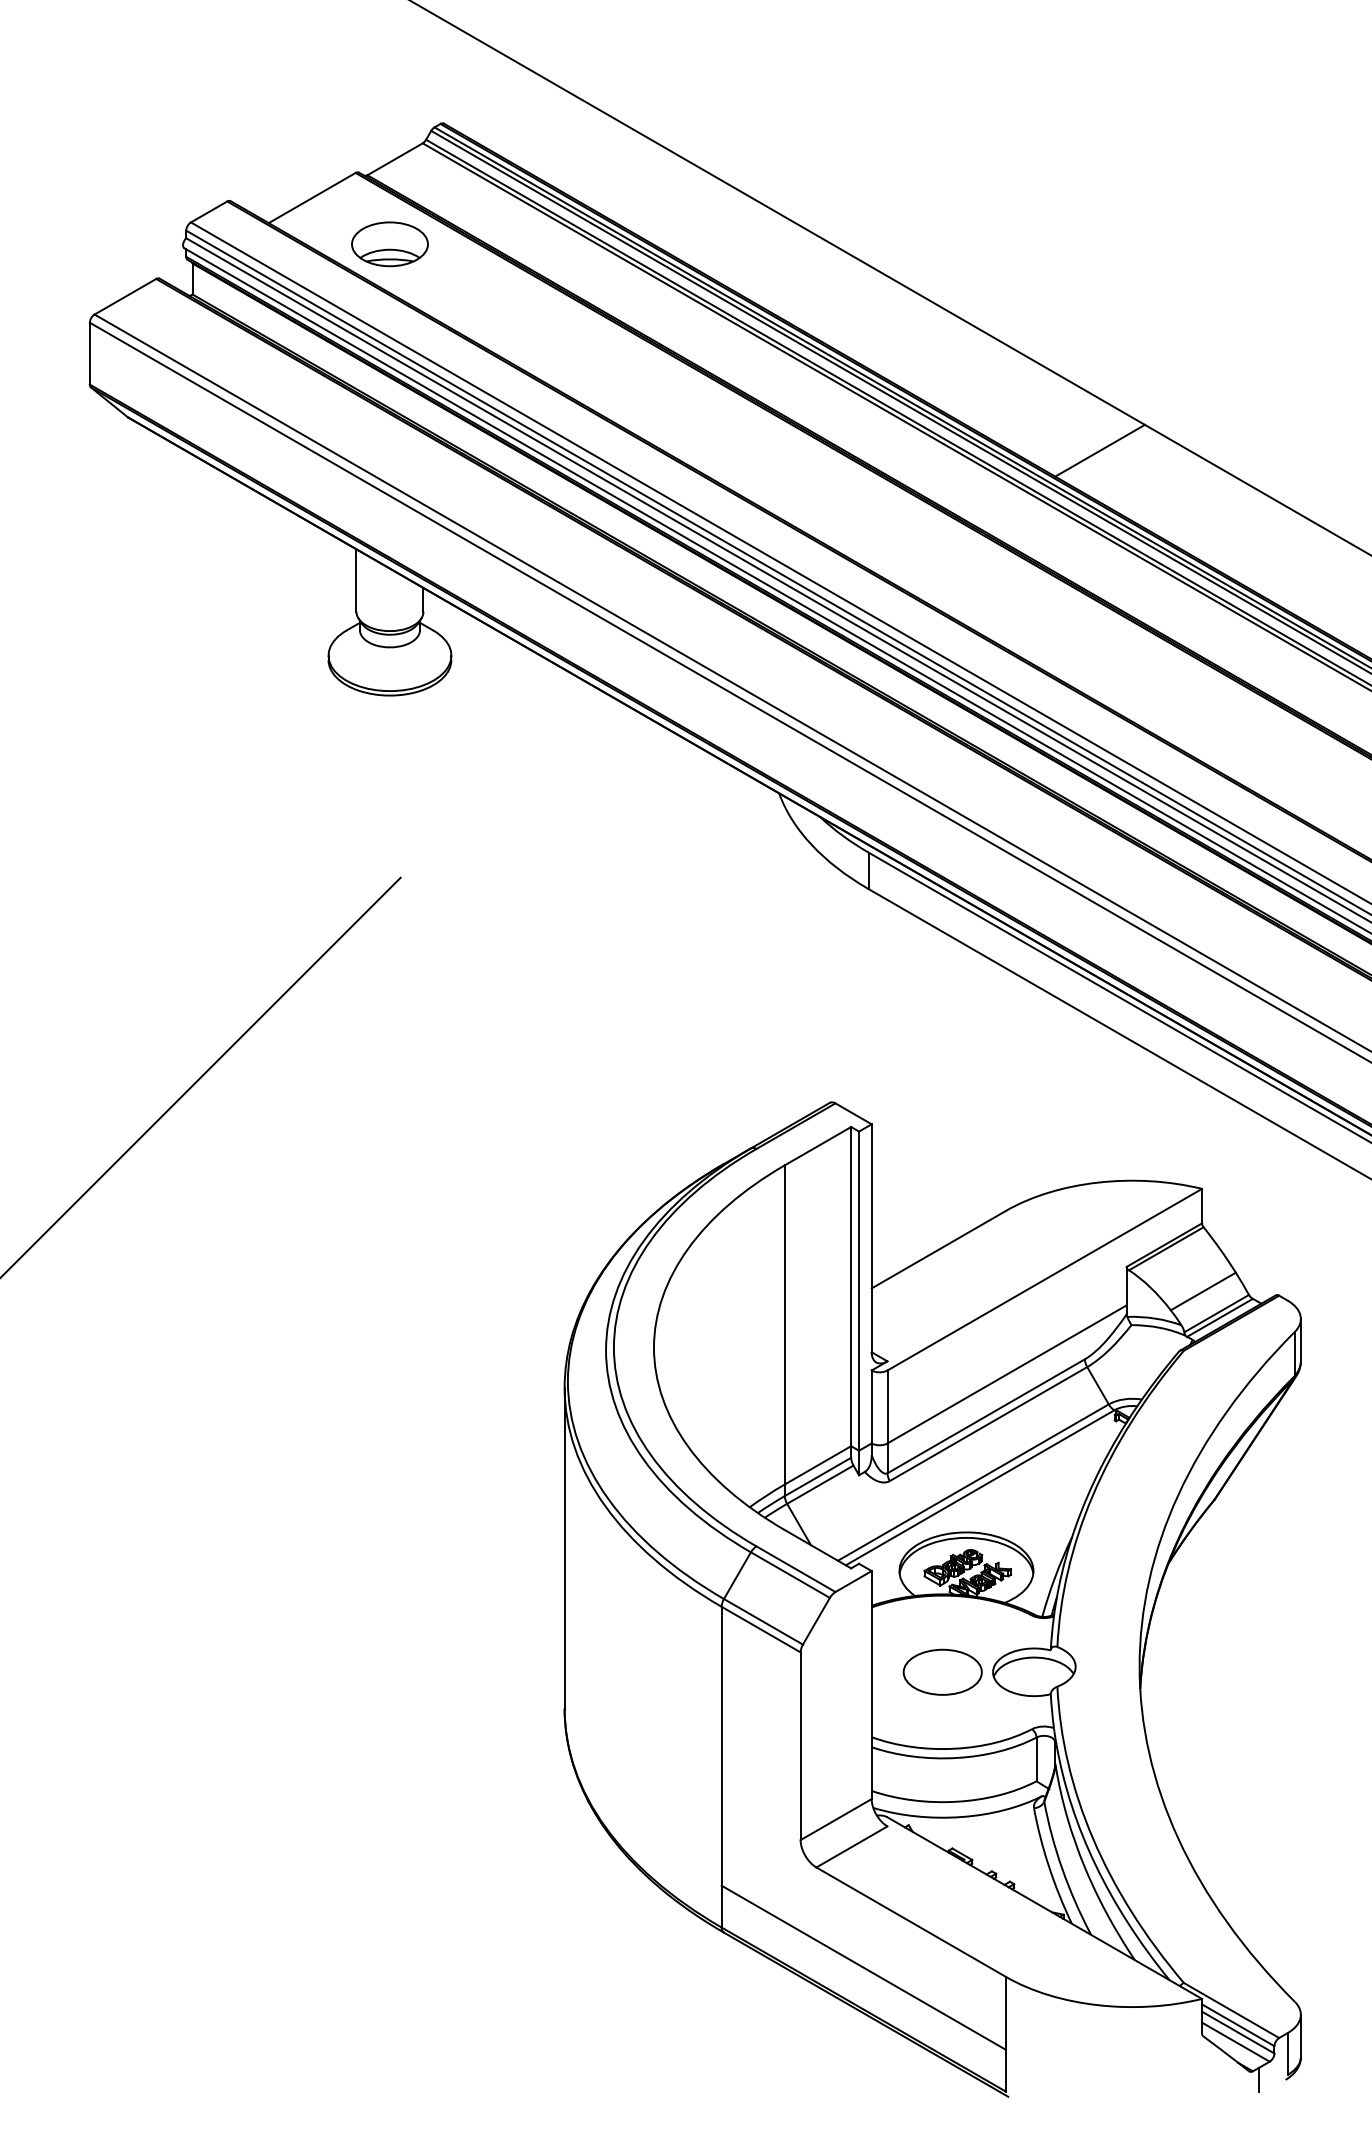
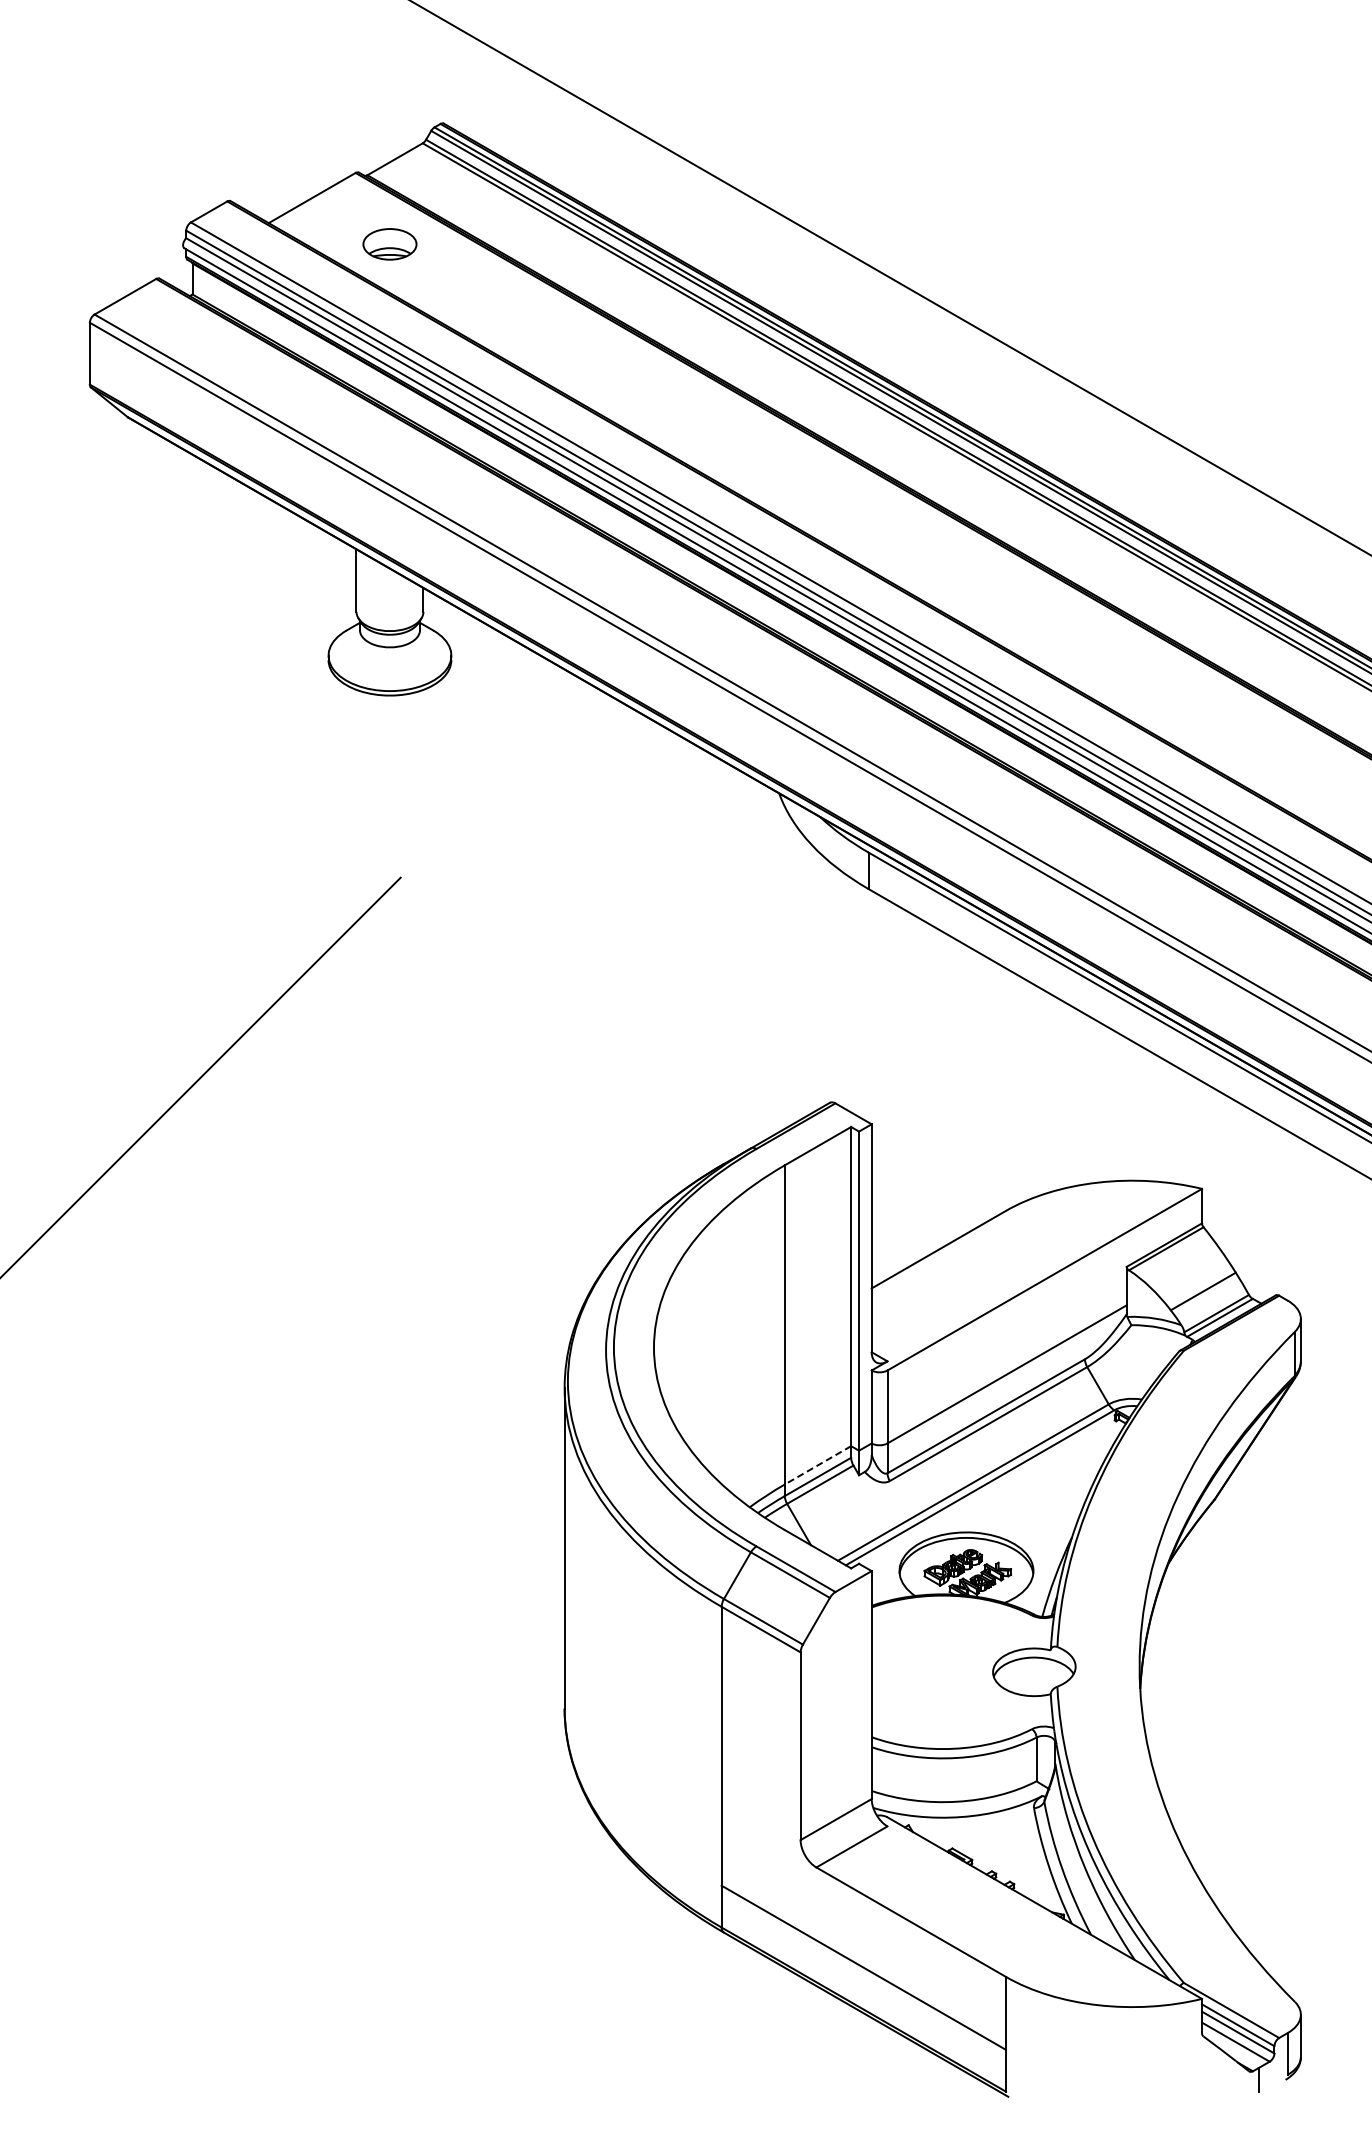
part size: 78x47 px -> 56x33 px (389, 244)
line: present -> none (1099, 450)
line: solid -> dashed (817, 1465)
part: present -> none (942, 1671)
